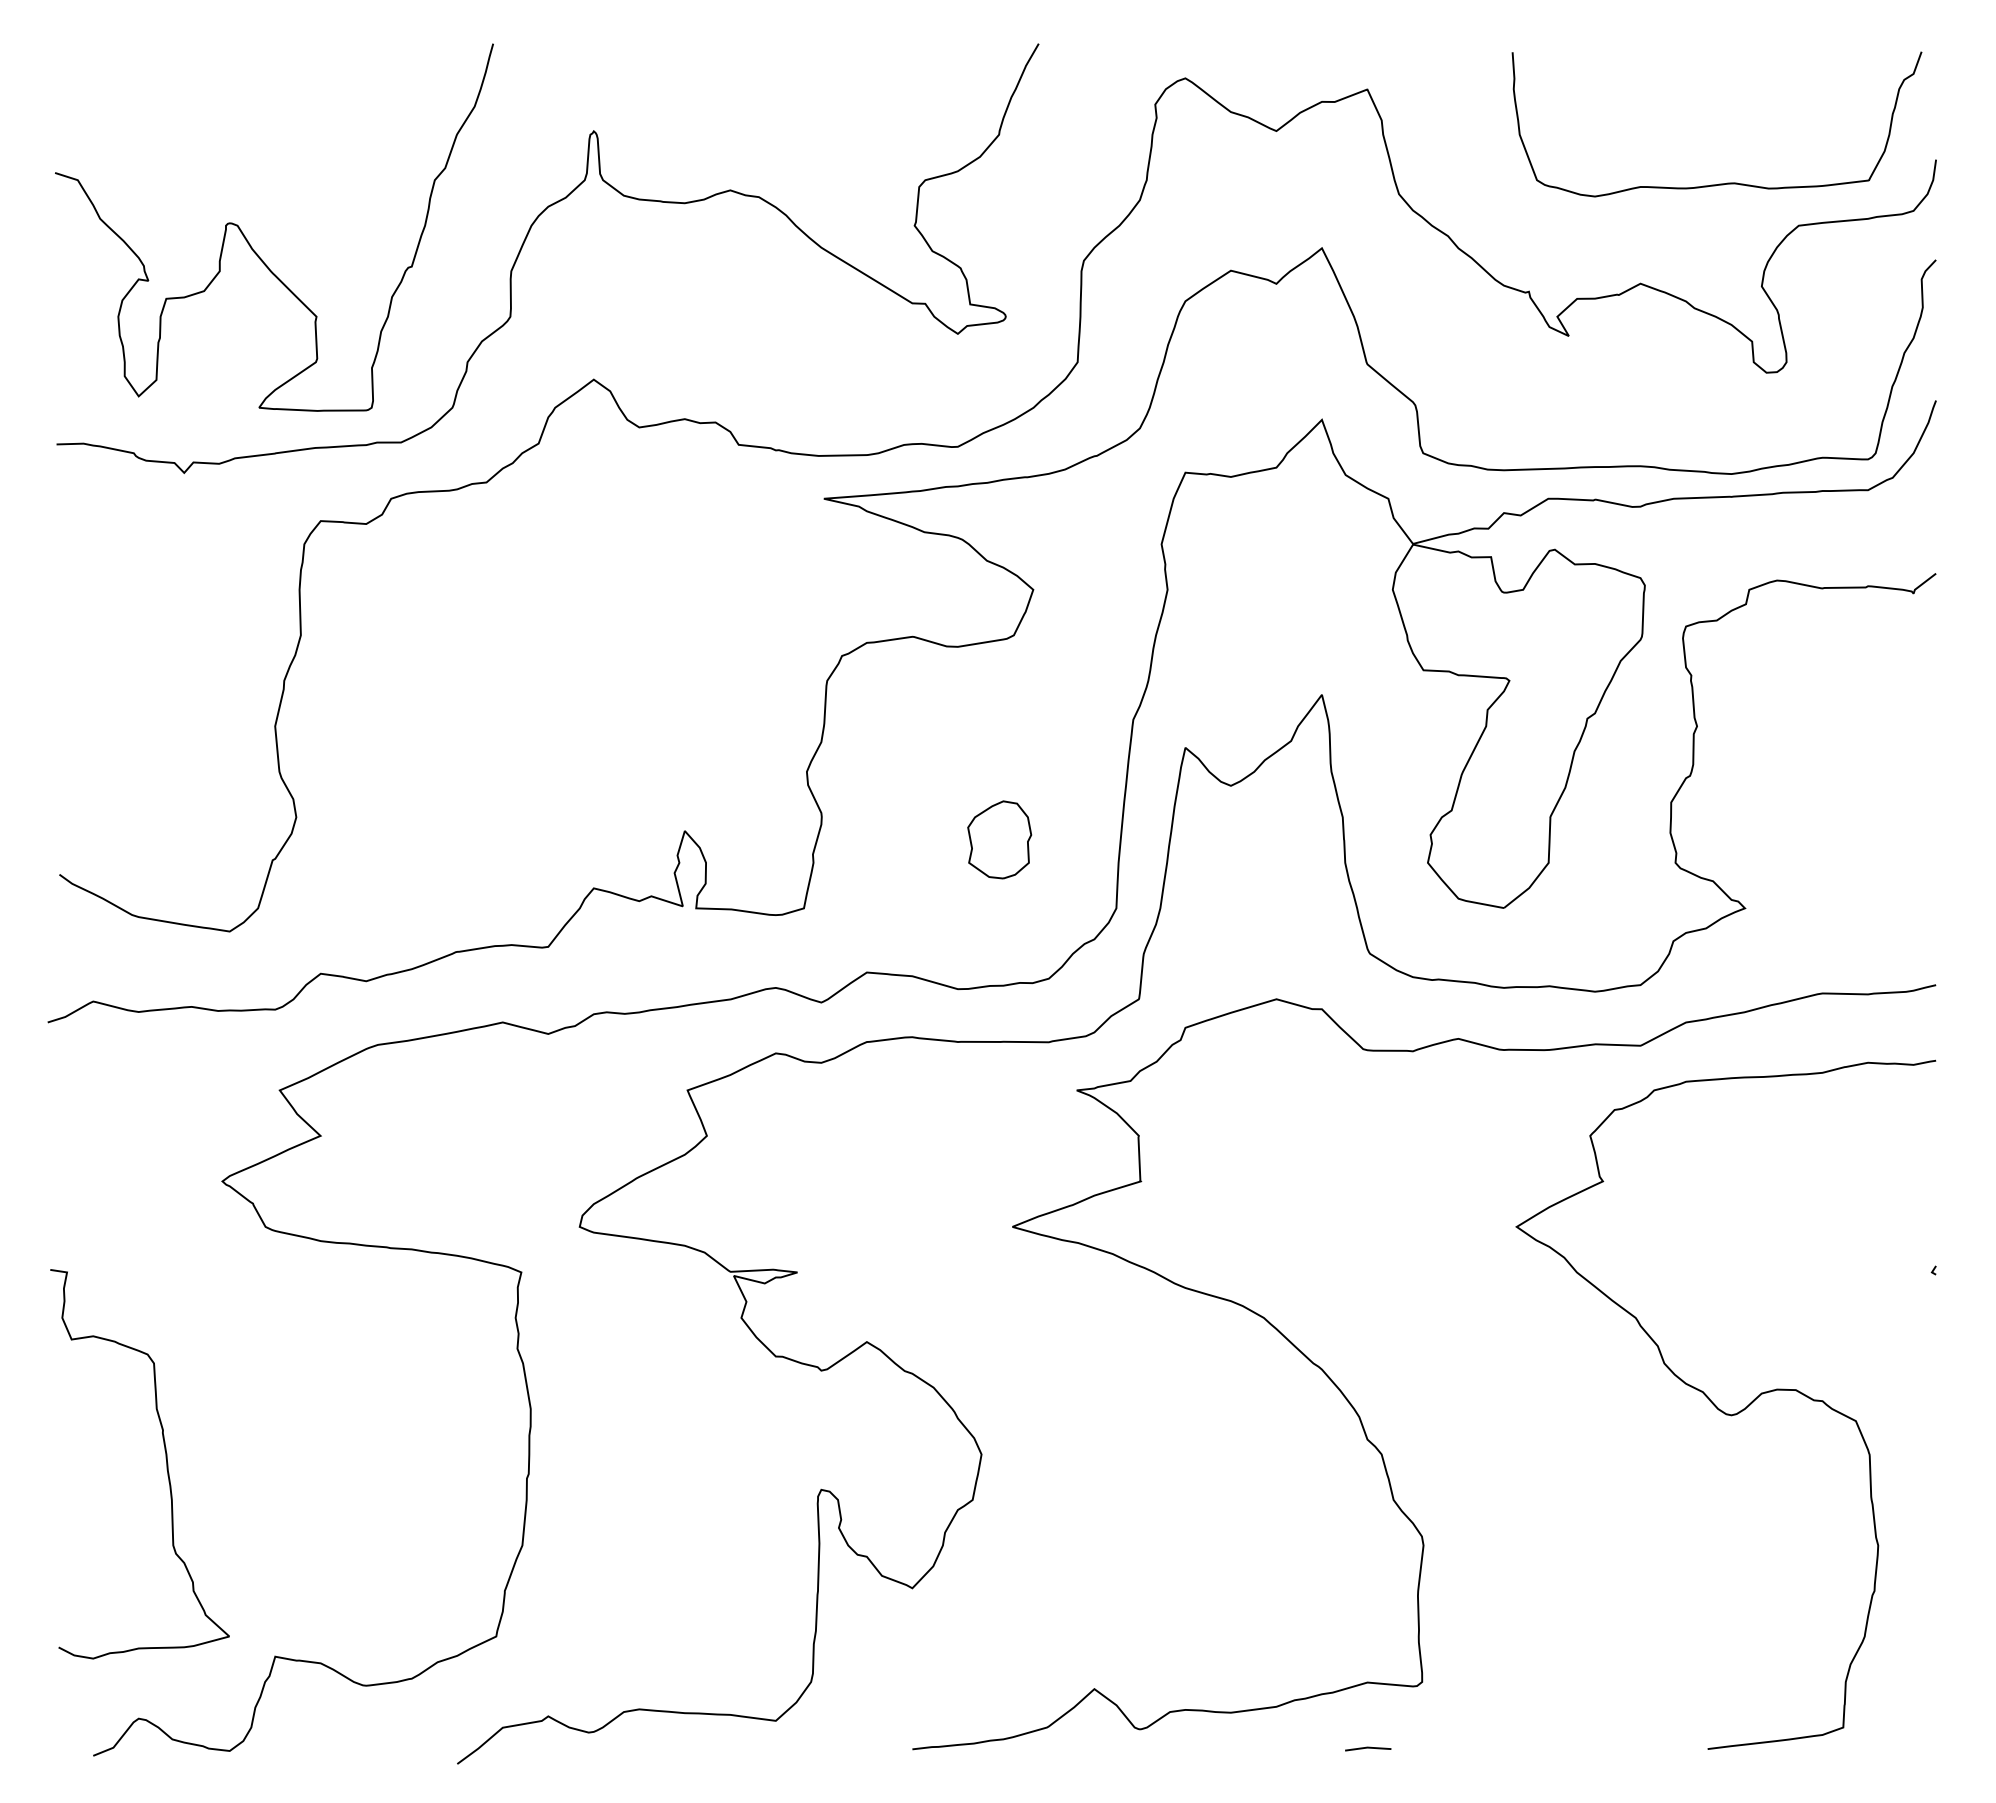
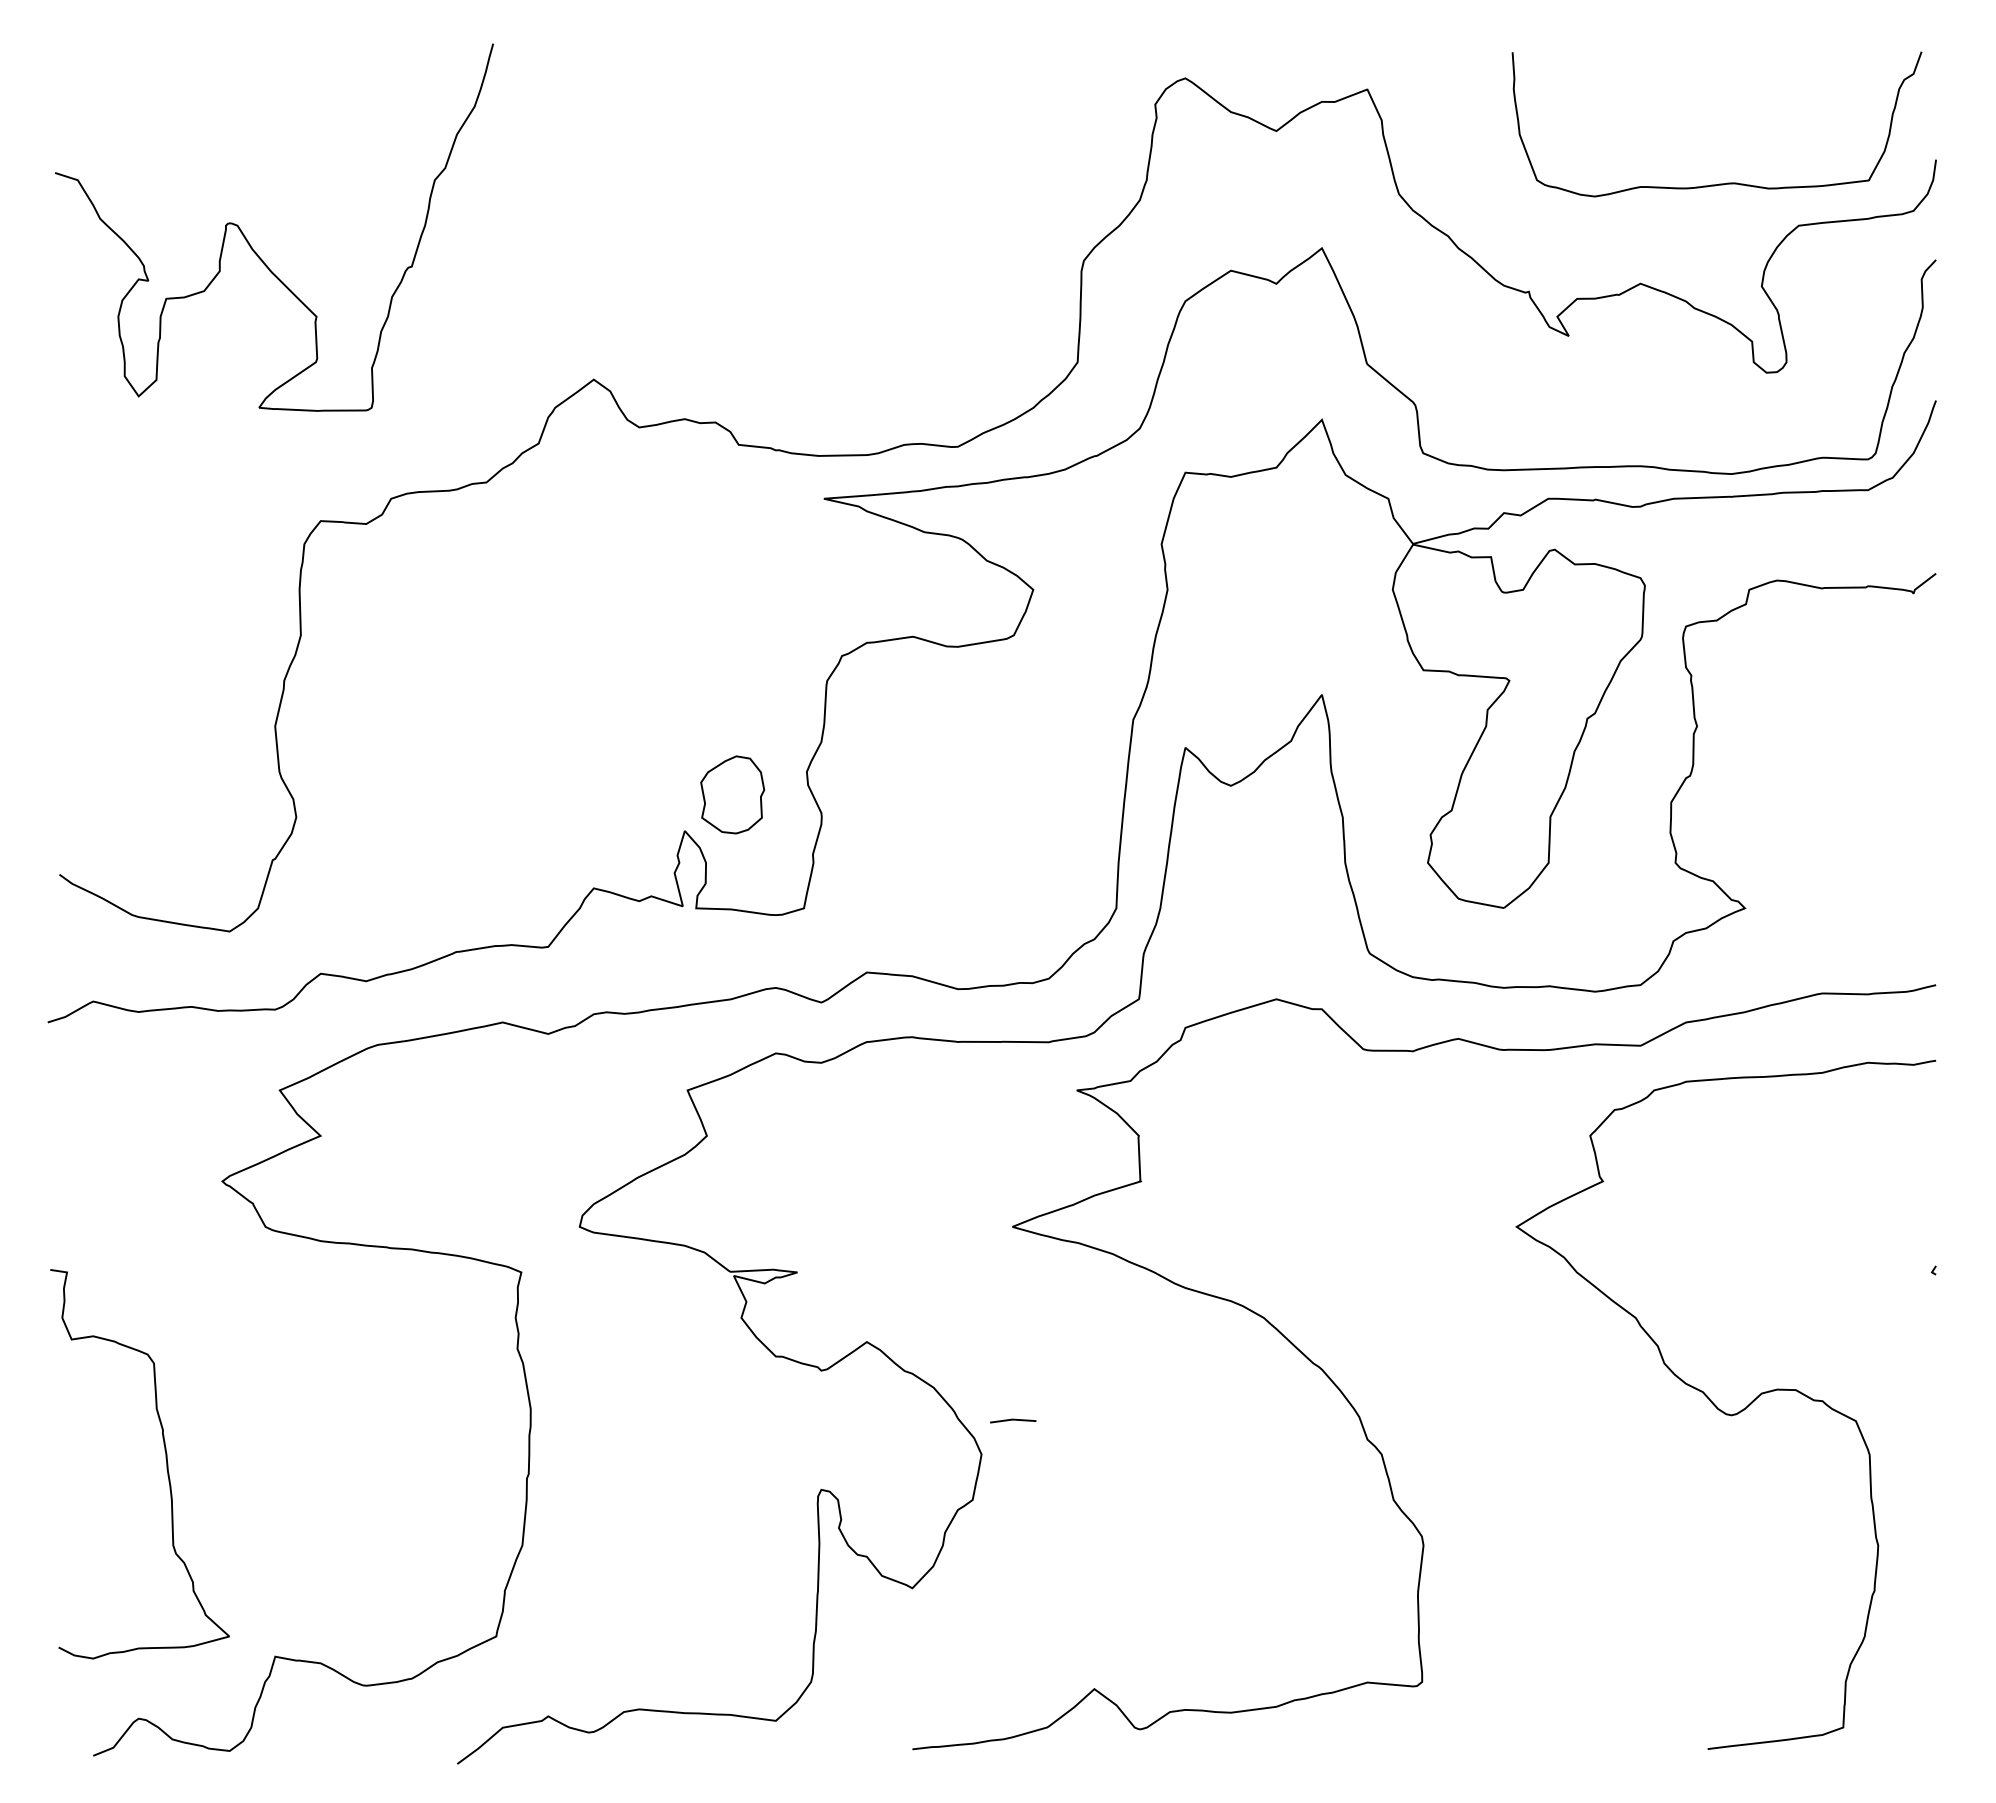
curve: present -> none (523, 246)
part position: (999, 839) -> (732, 794) (732, 794)
line position: (1368, 1748) -> (1013, 1420) (1013, 1420)
